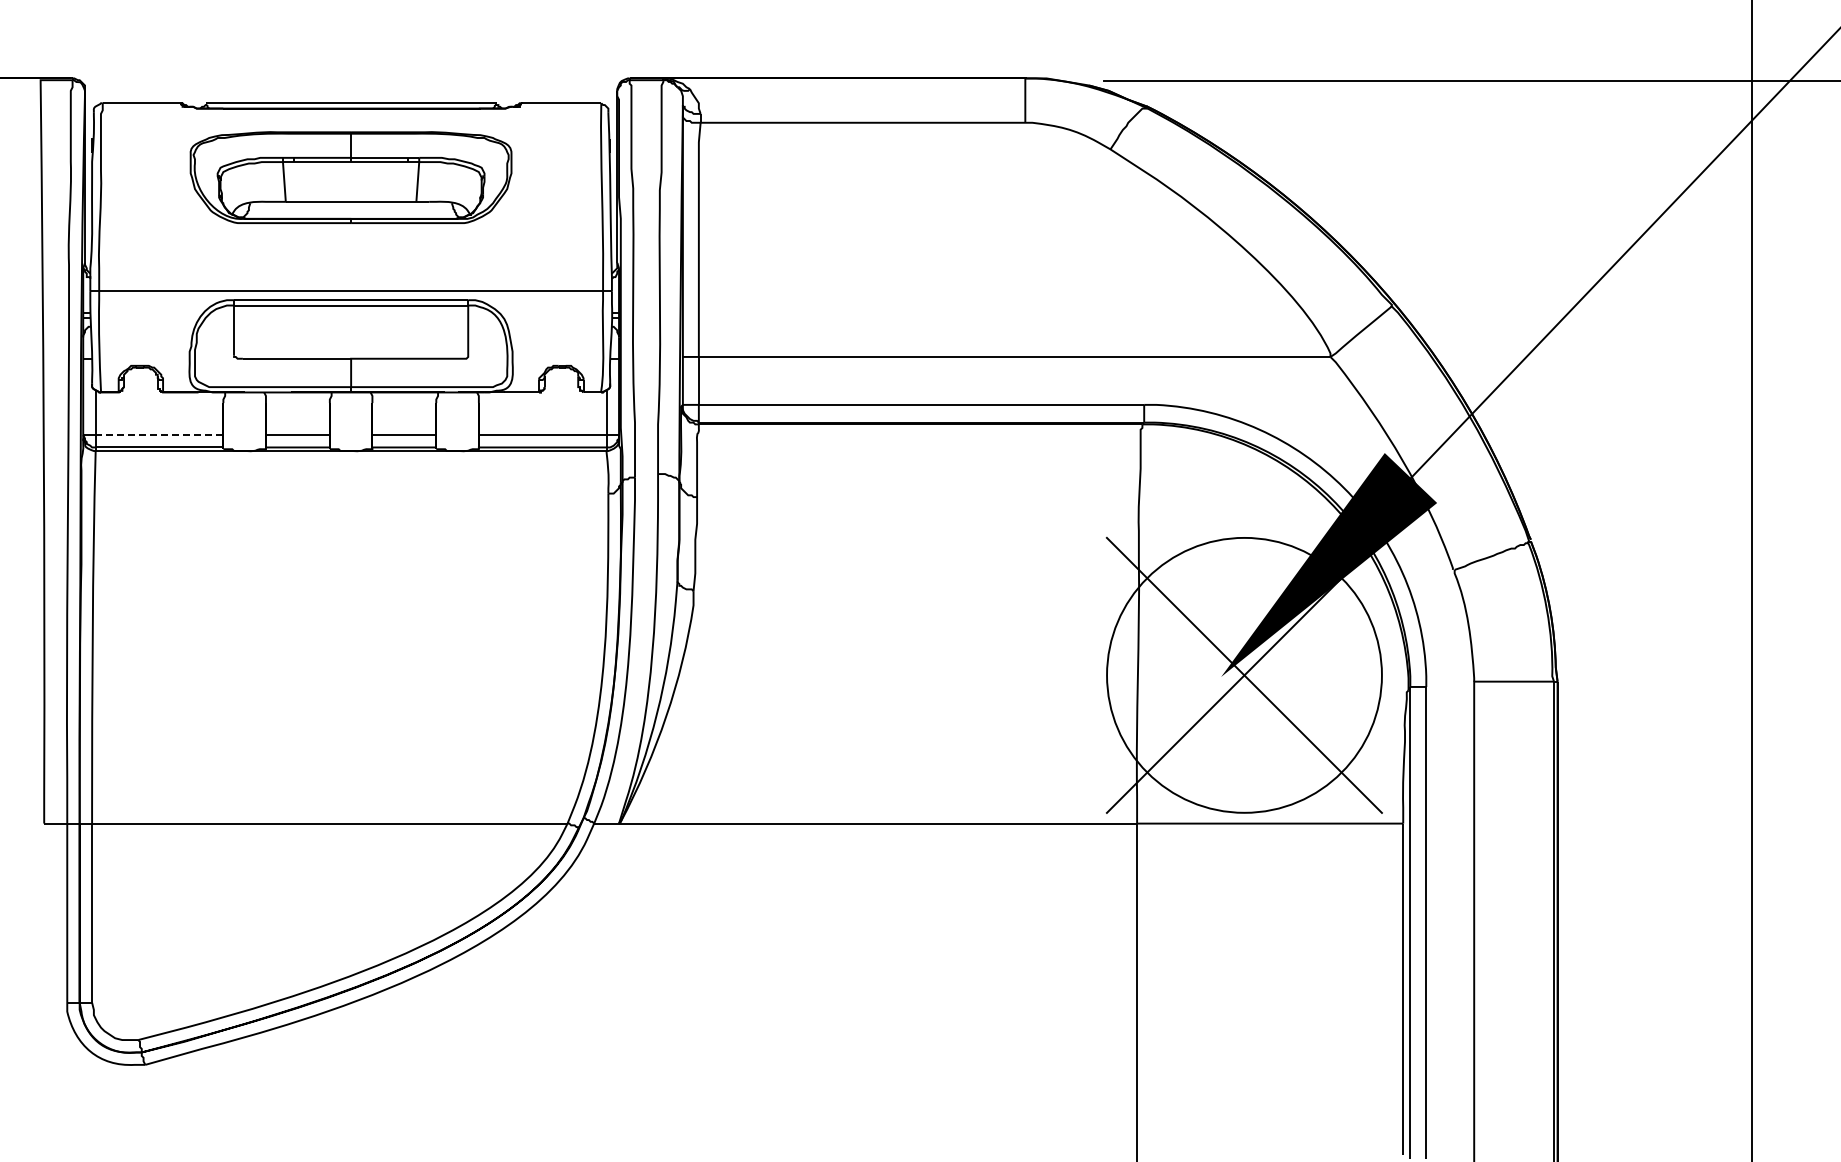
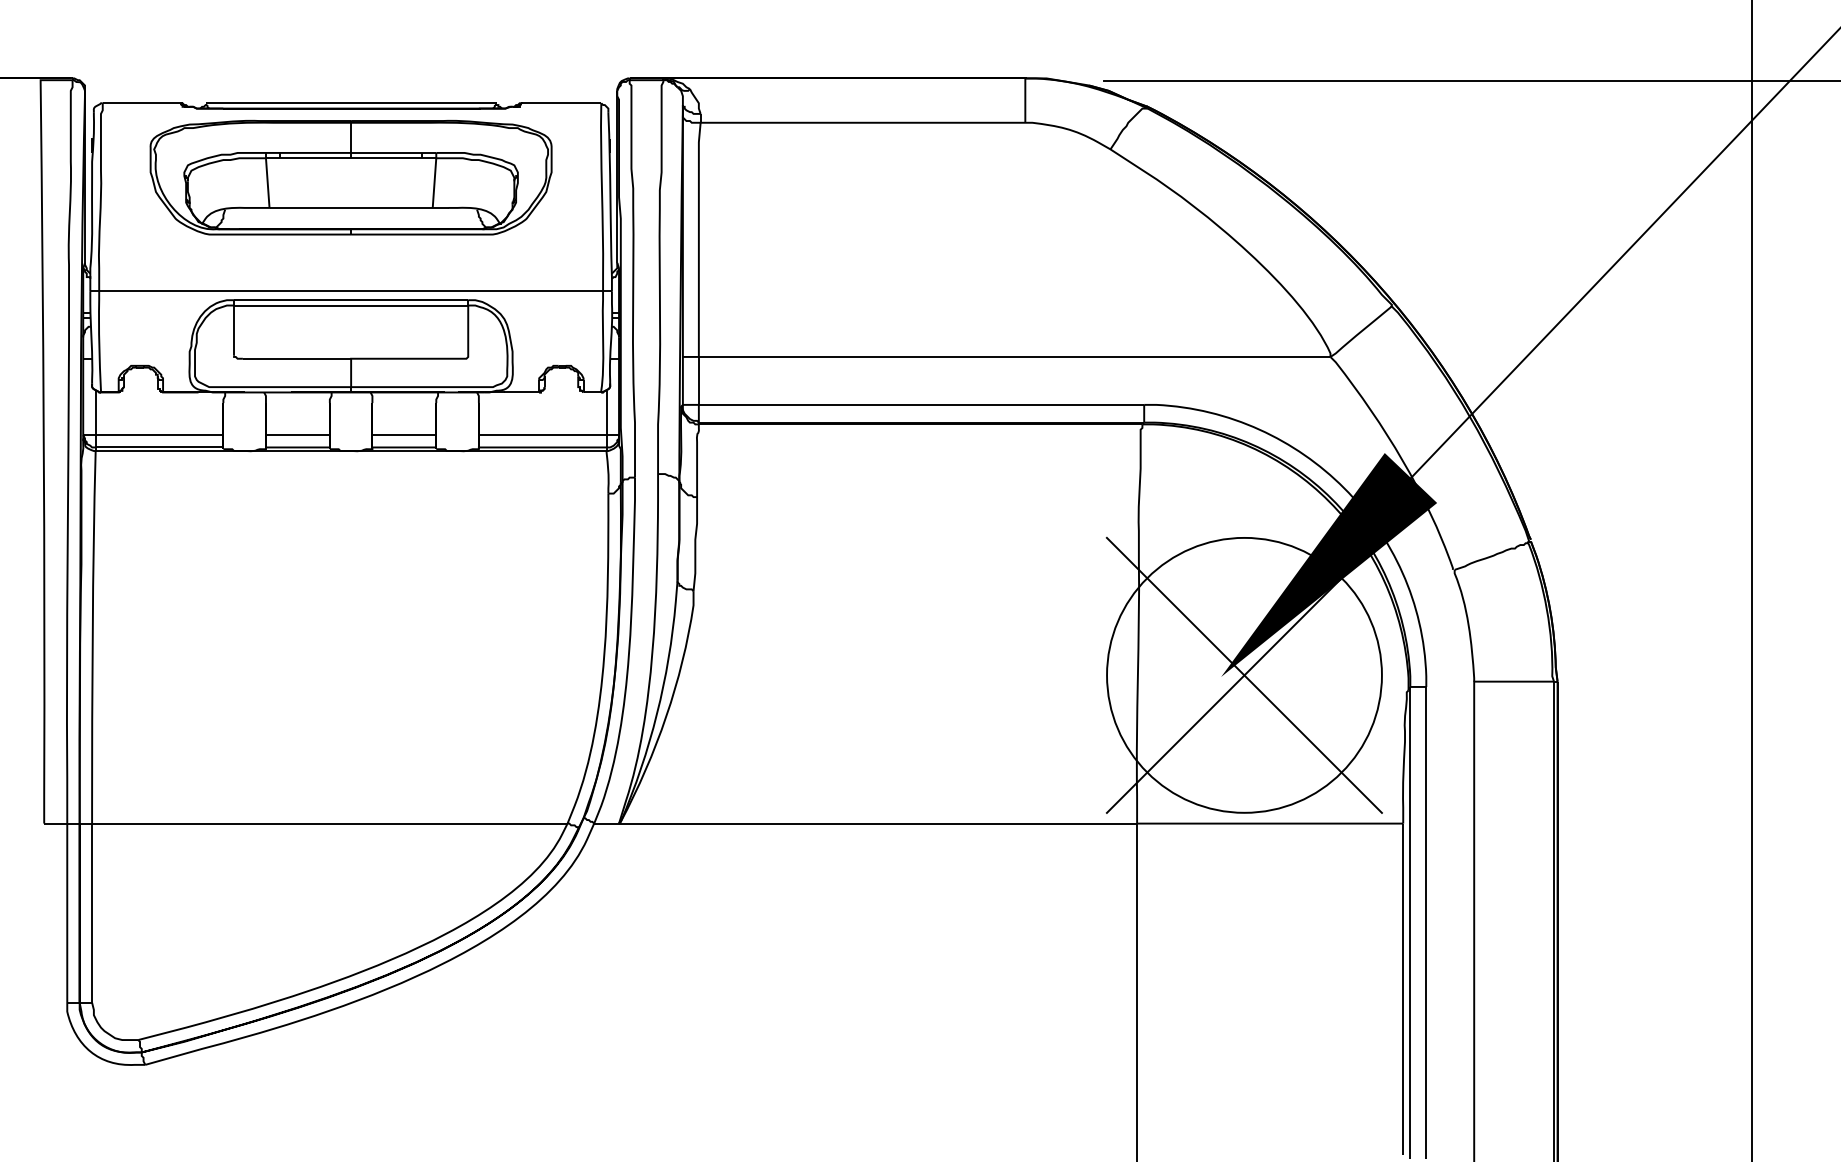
part size: 324x93 px -> 404x117 px (350, 177)
line: dashed -> solid (159, 435)
